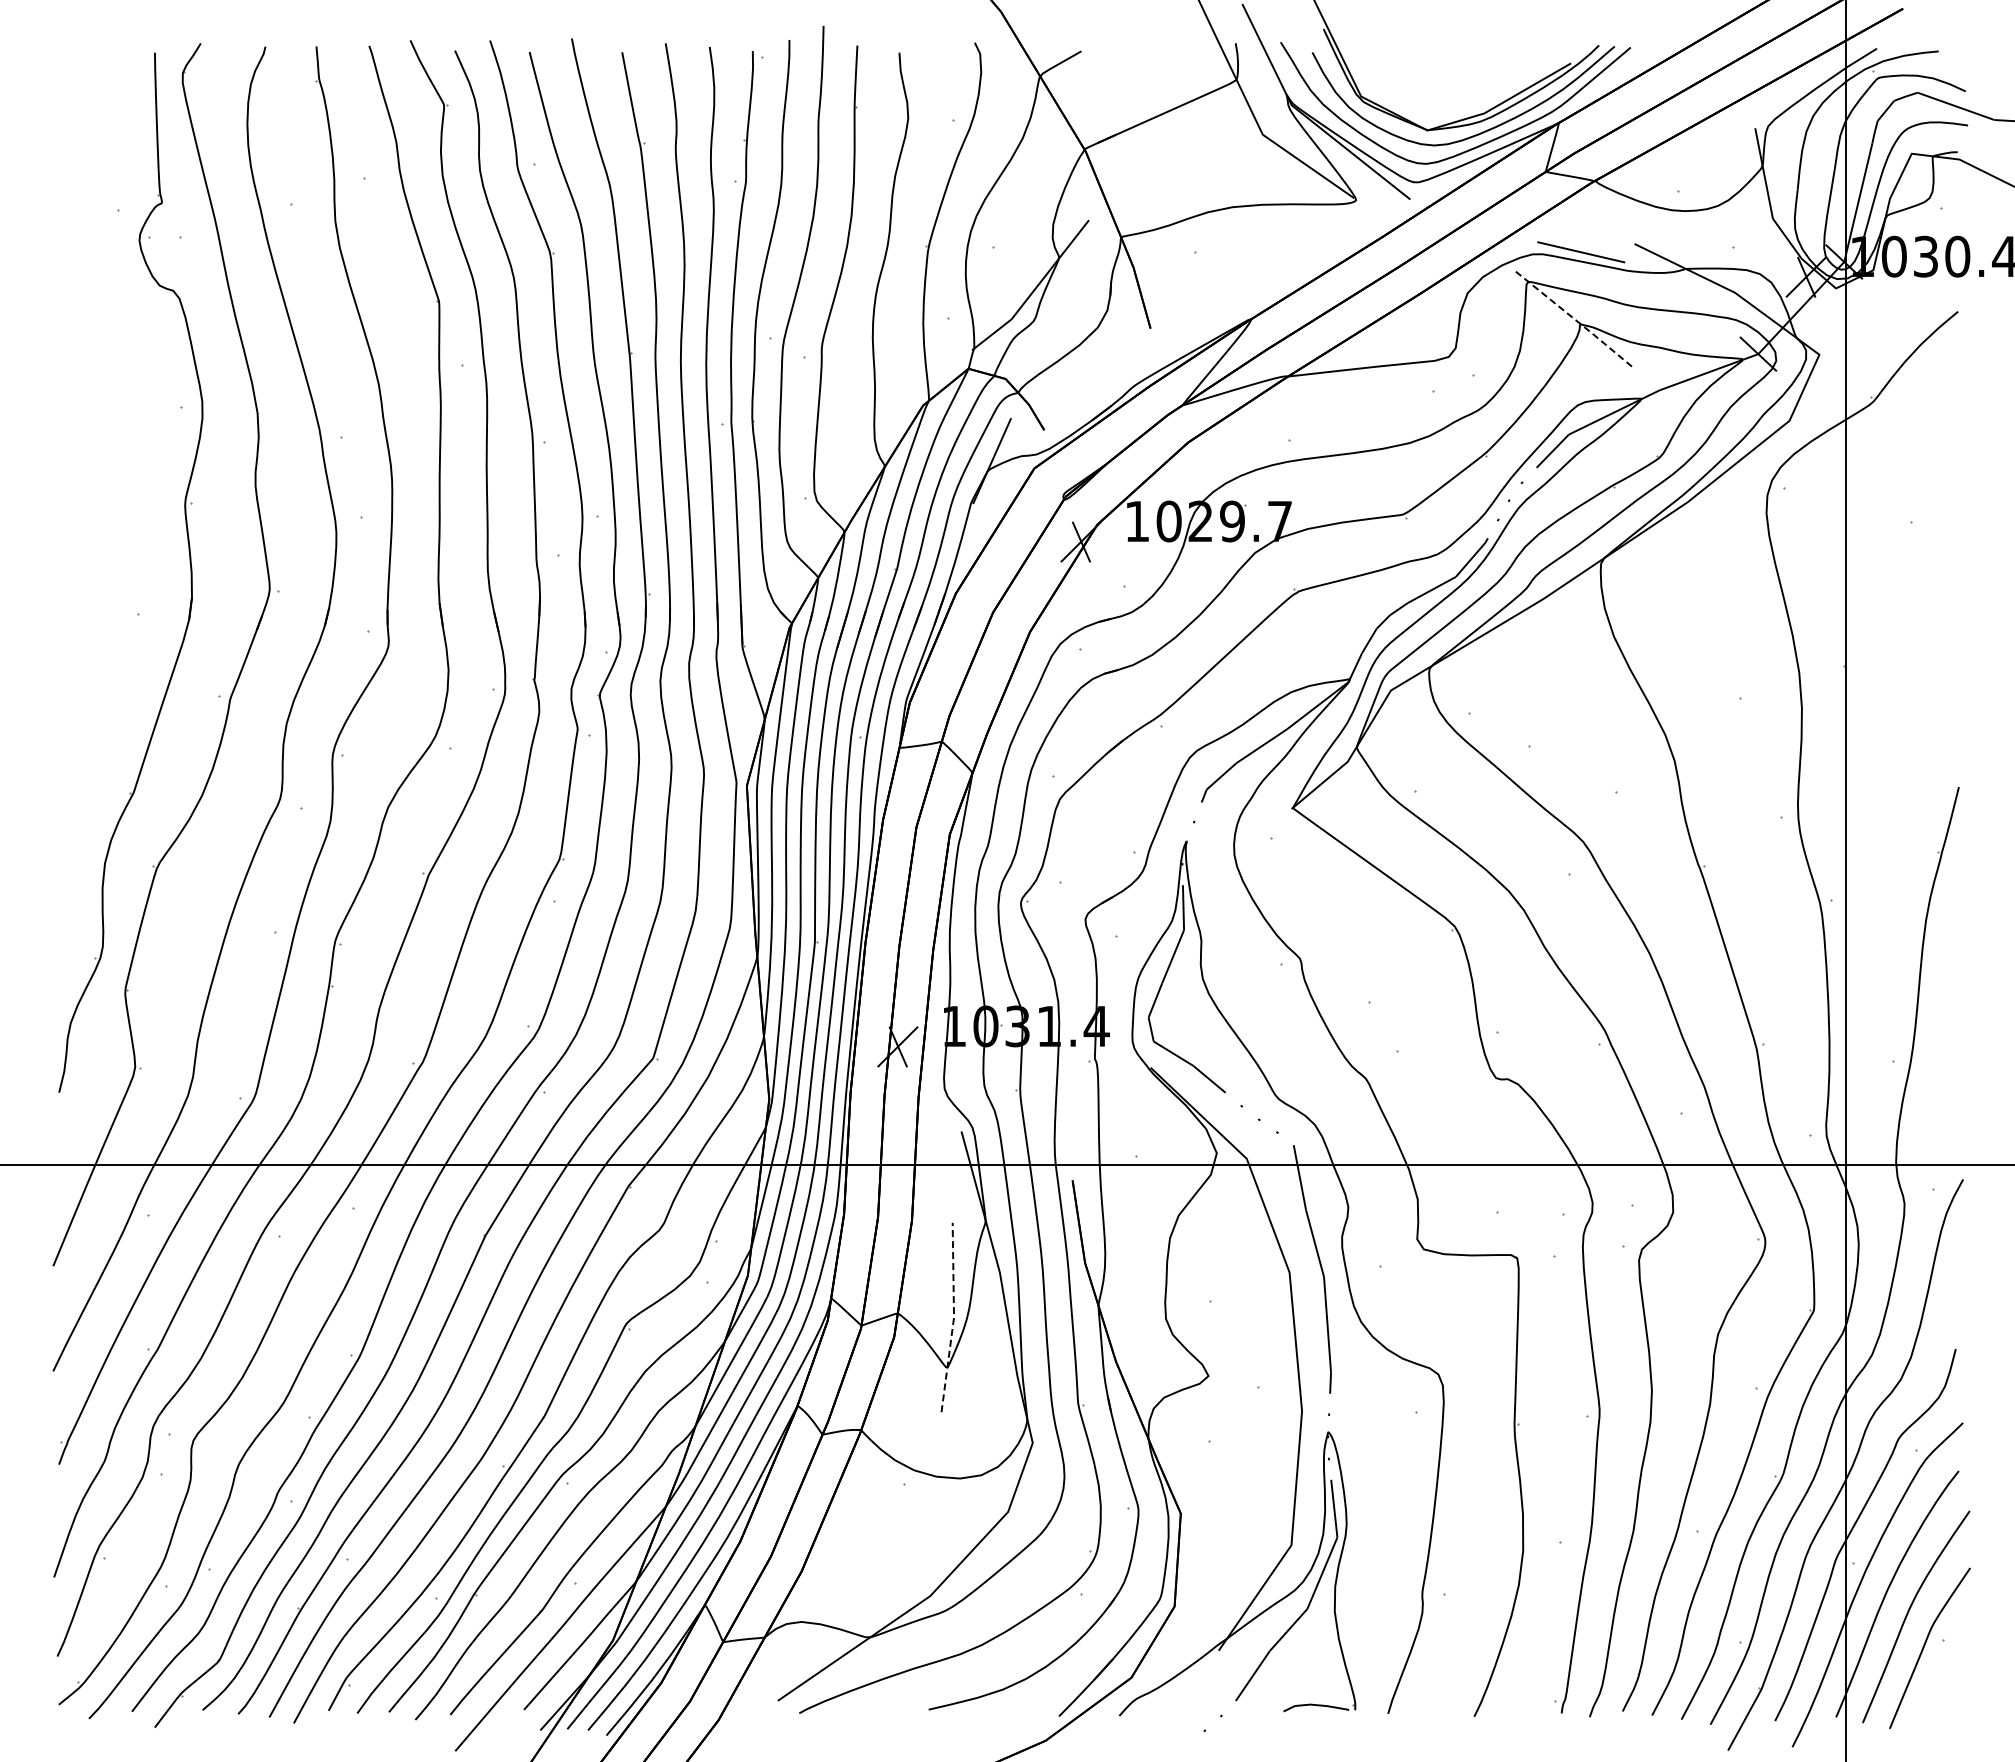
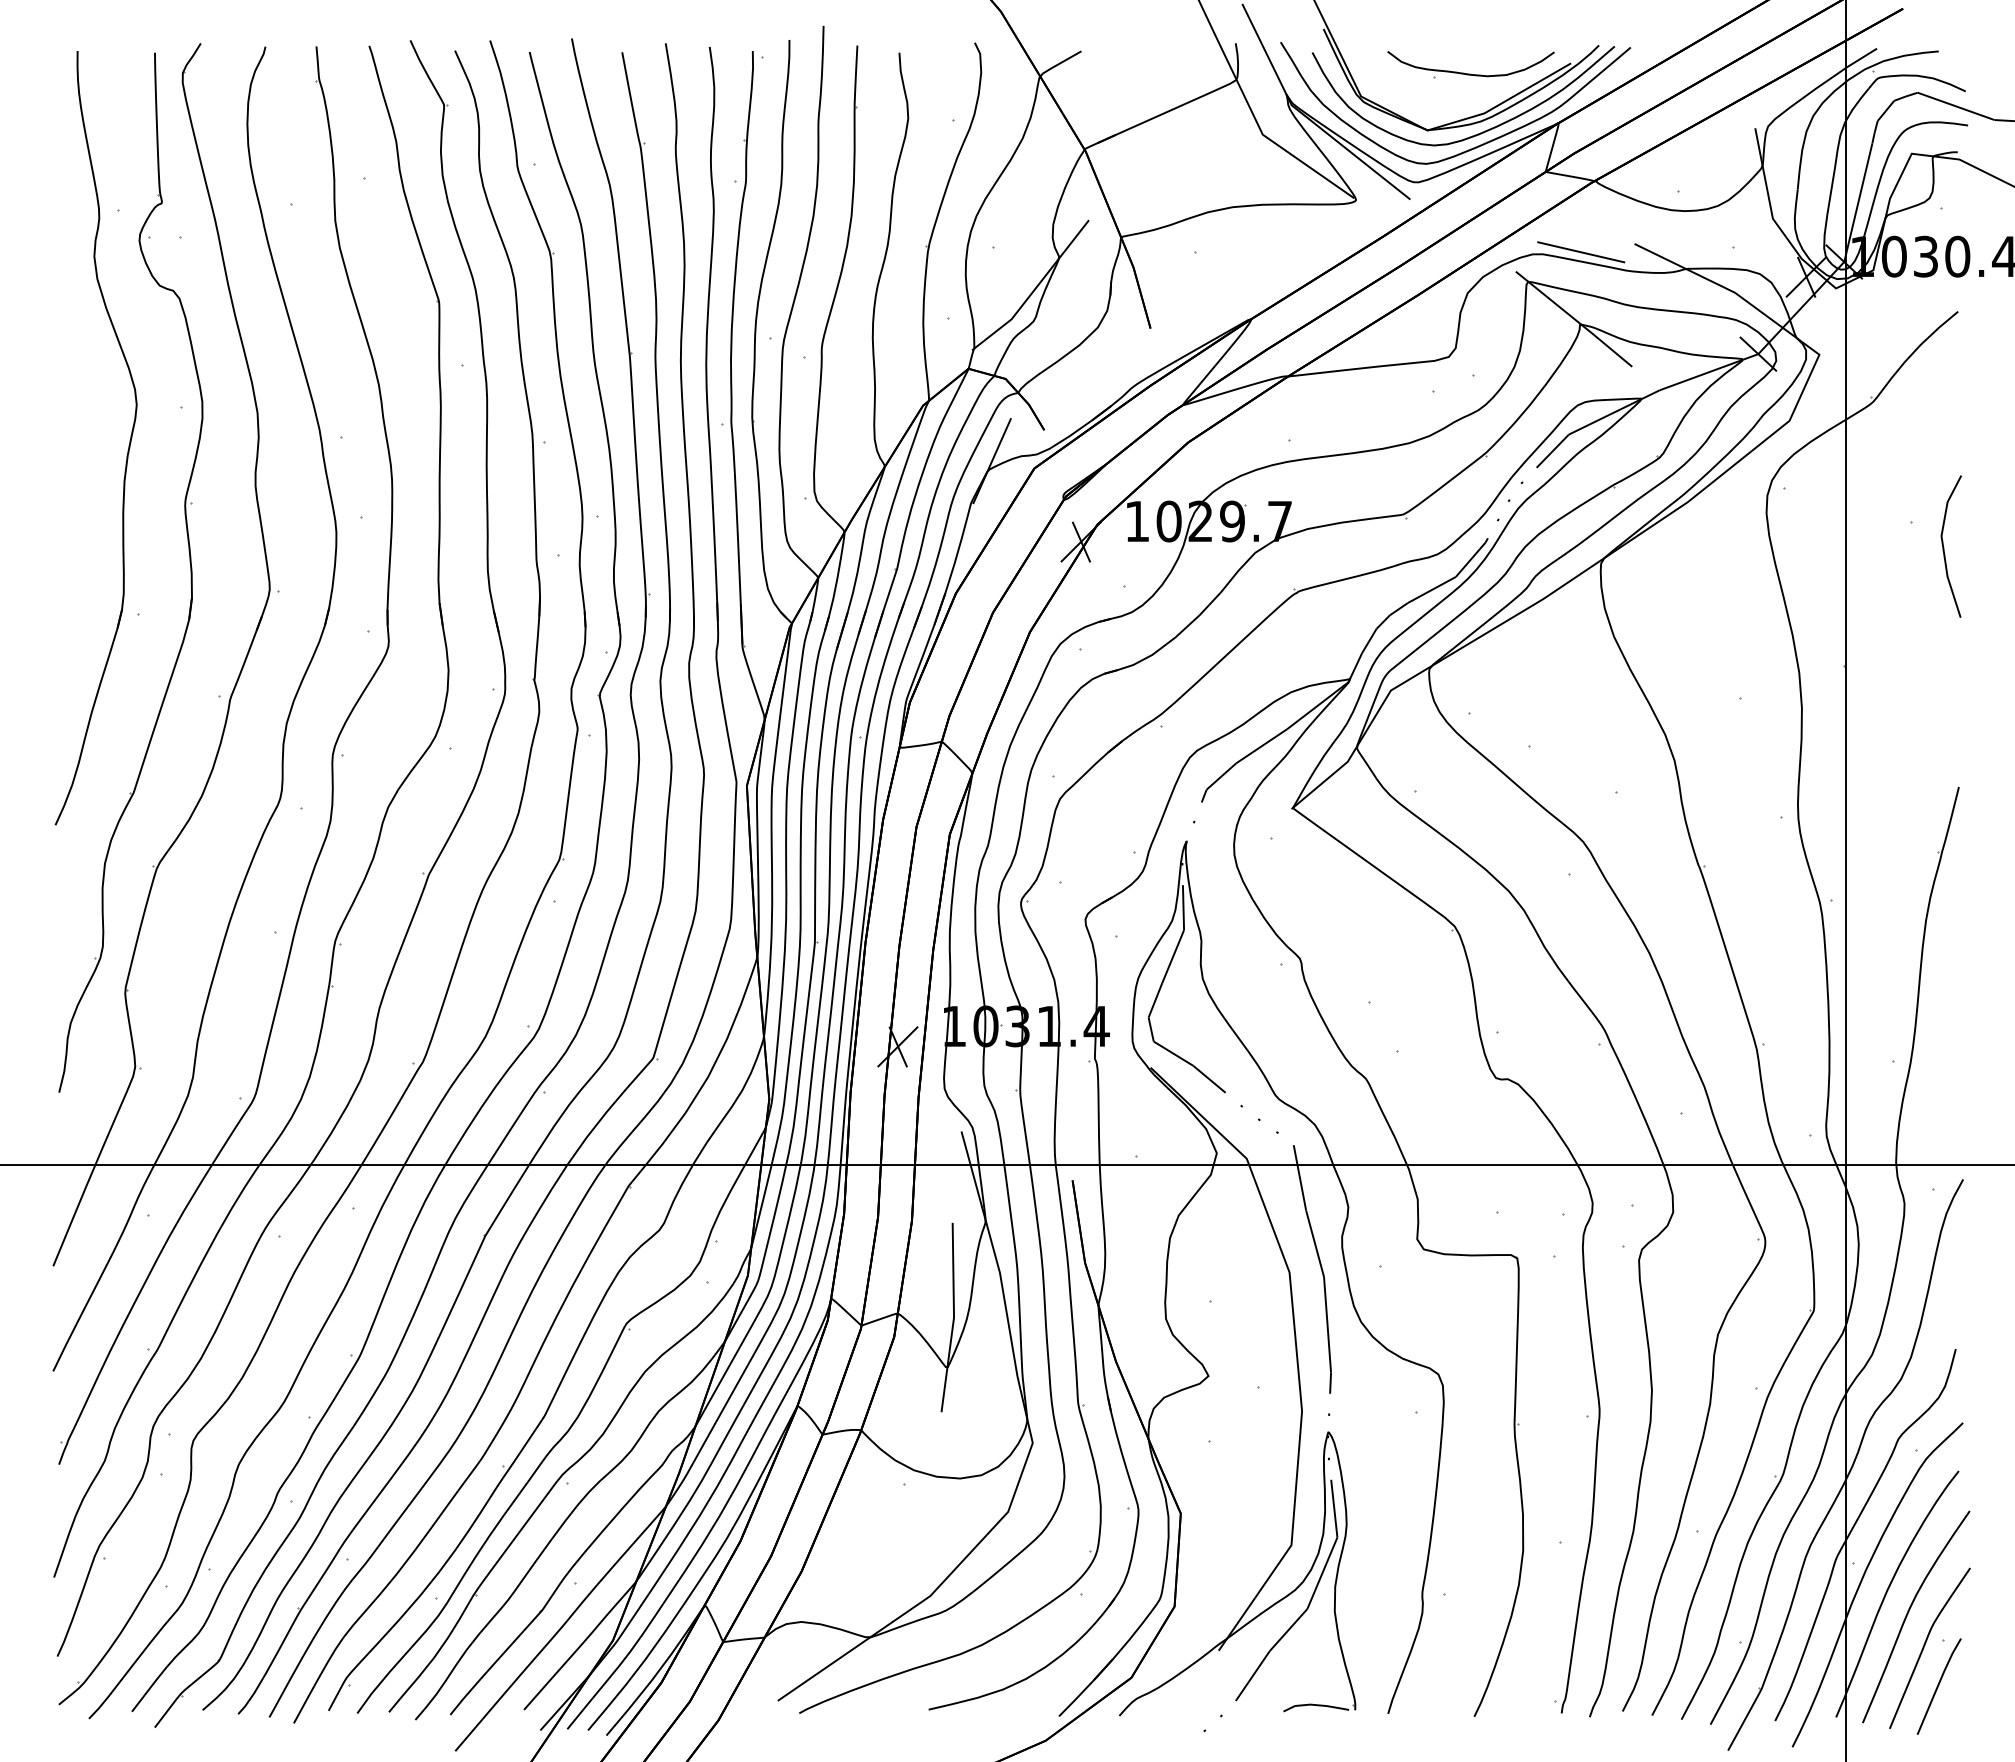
part: none -> present (1470, 73)
line: dashed -> solid (1575, 319)
part: none -> present (128, 445)
line: none -> present (1944, 547)
line: dashed -> solid (954, 1317)
line: none -> present (1938, 1686)
